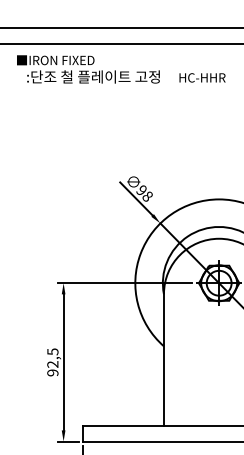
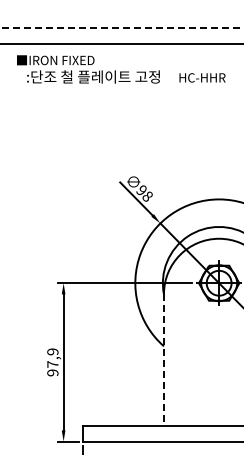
line: solid -> dashed (122, 28)
text: 92,5 -> 97,9 (52, 357)
line: solid -> dashed (163, 360)
